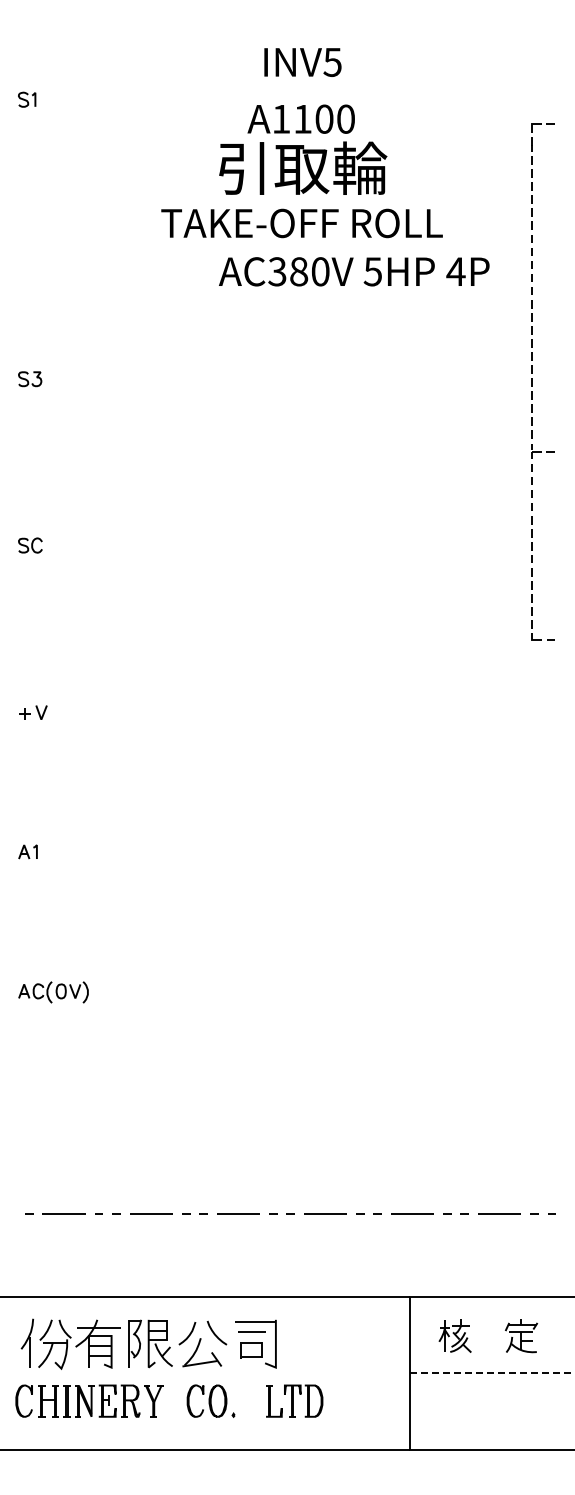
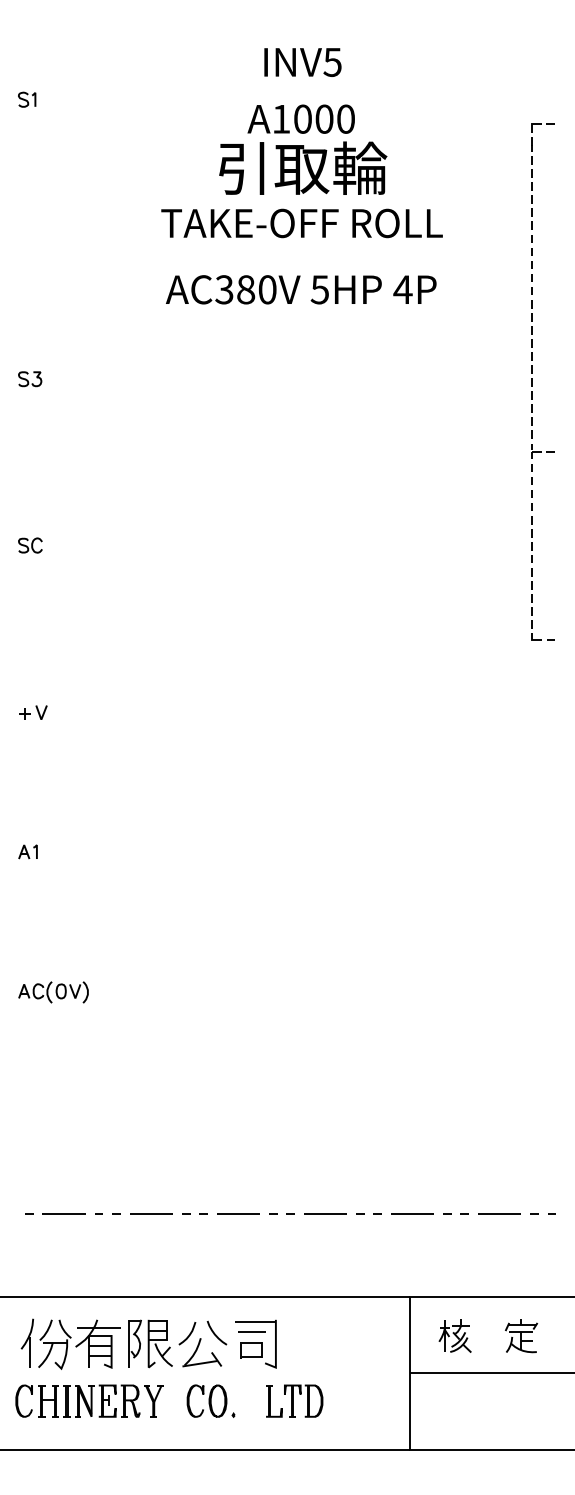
text: A1100 -> A1000 (302, 118)
text position: (354, 271) -> (301, 289) (301, 289)
line: dashed -> solid (492, 1373)
